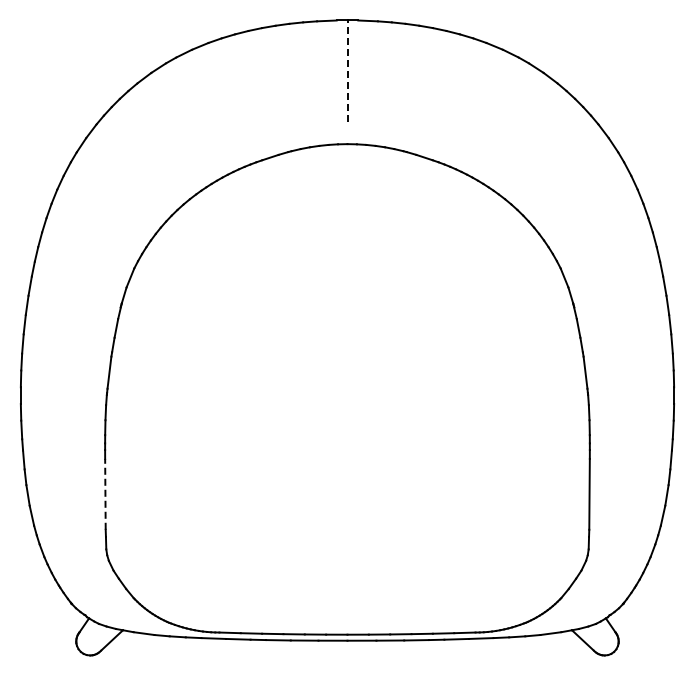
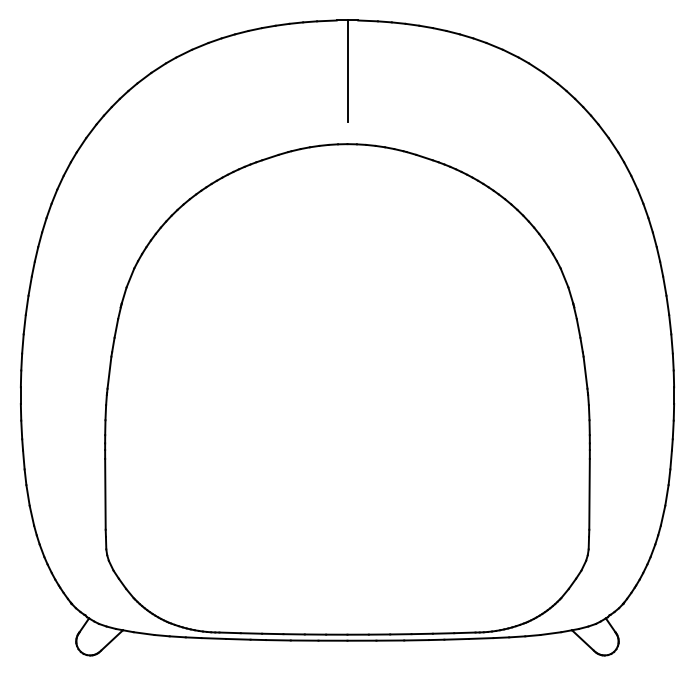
line: dashed -> solid (347, 71)
line: dashed -> solid (105, 493)
